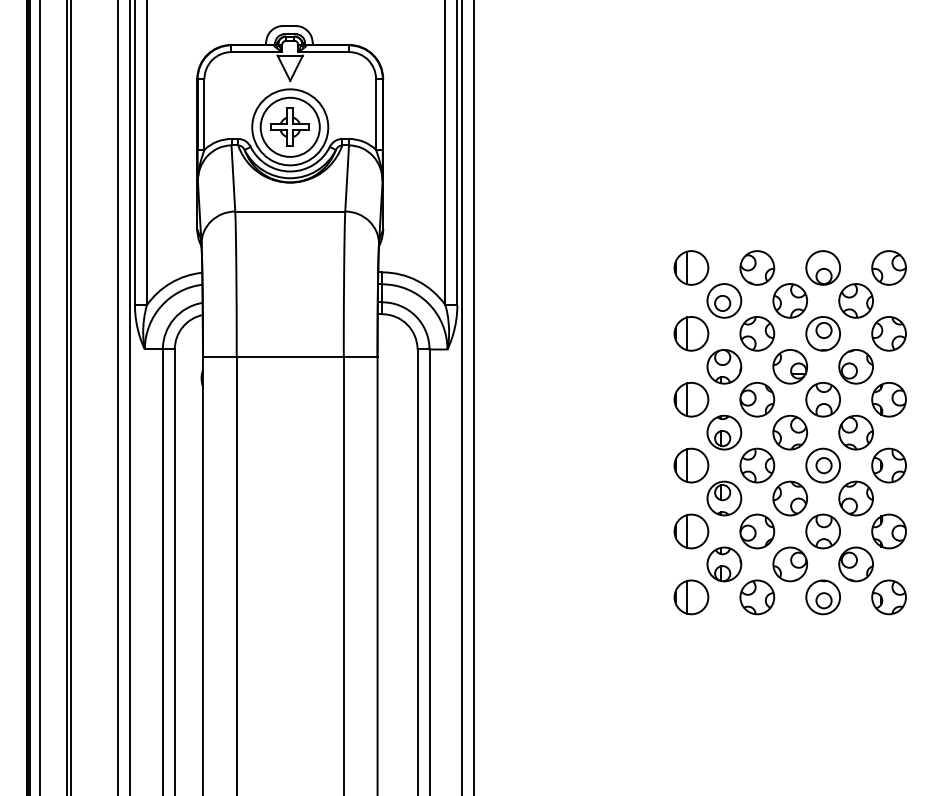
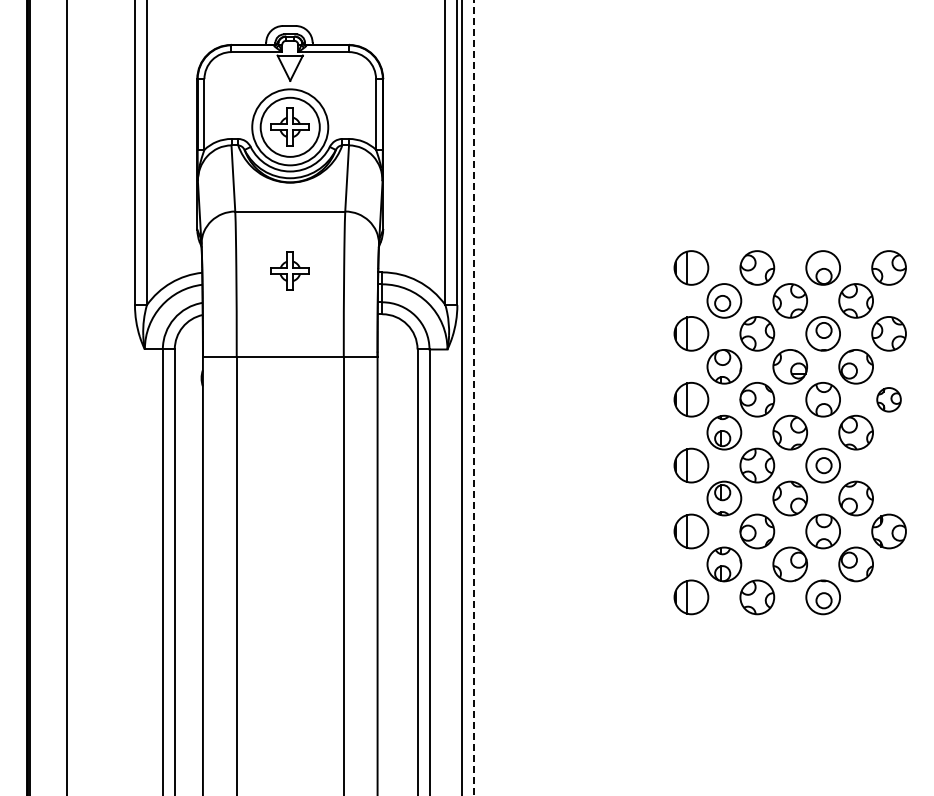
part: none -> present (289, 270)
line: present -> none (39, 397)
line: present -> none (70, 397)
line: present -> none (118, 397)
line: present -> none (130, 397)
line: solid -> dashed (474, 397)
part size: 36x36 px -> 26x26 px (888, 399)
part: present -> none (888, 465)
part: present -> none (888, 597)
